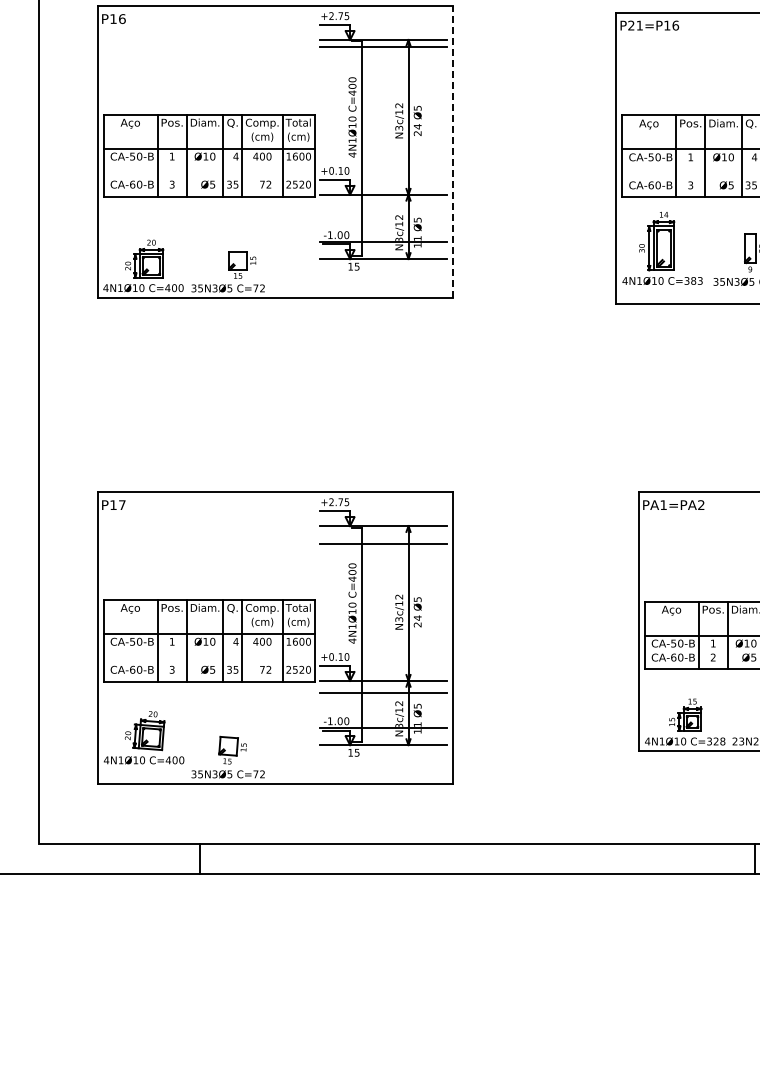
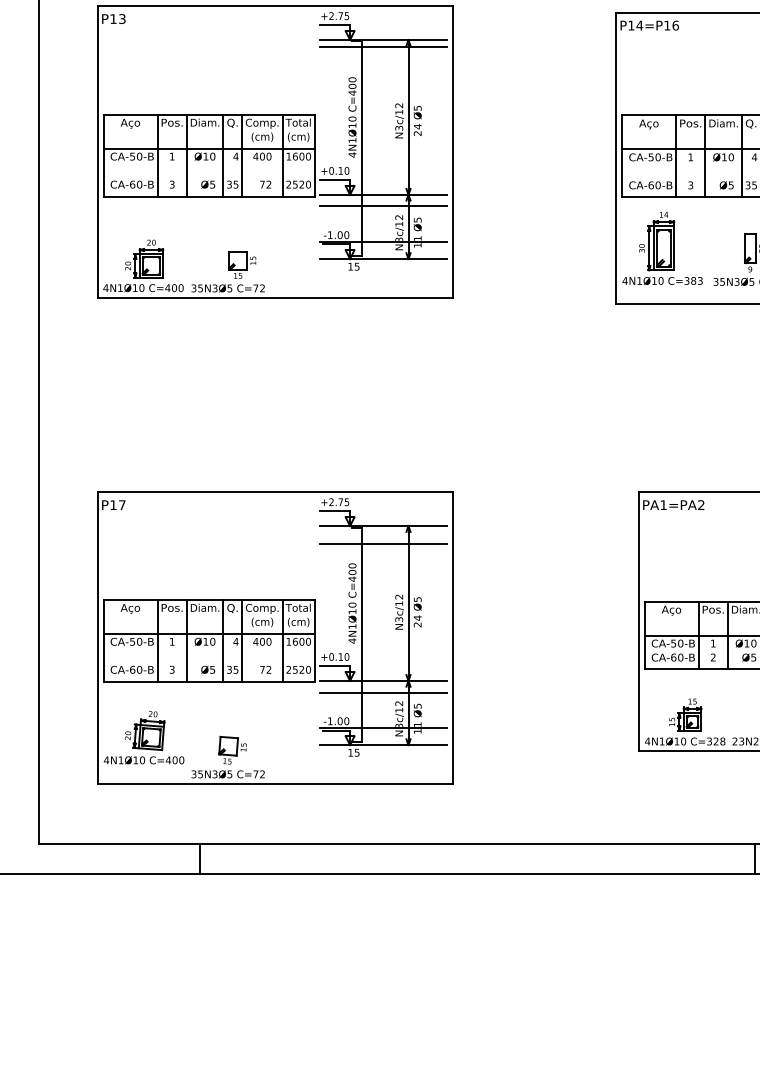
text: P16 -> P13 (122, 18)
text: P21=P16 -> P14=P16 (635, 25)
line: dashed -> solid (453, 152)
line: none -> present (383, 206)
